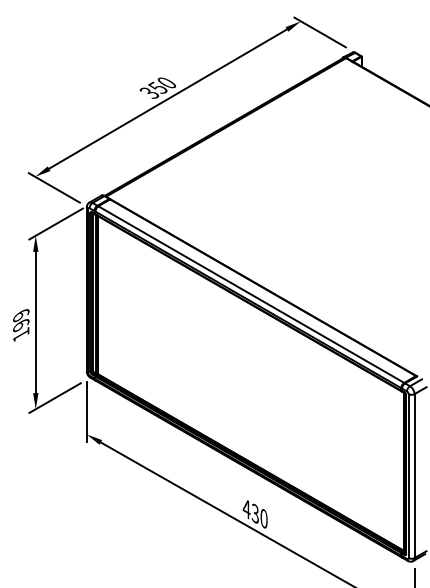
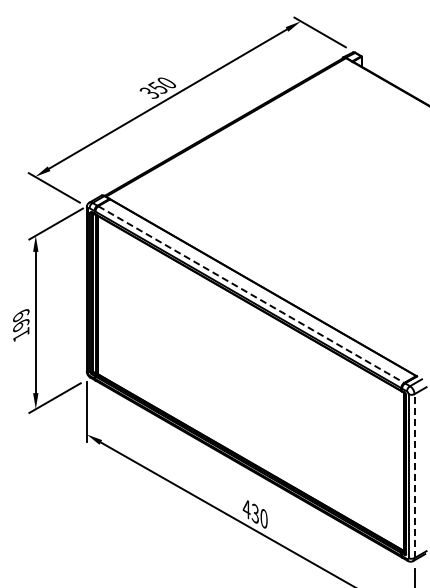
line: solid -> dashed (251, 294)
line: solid -> dashed (414, 476)
